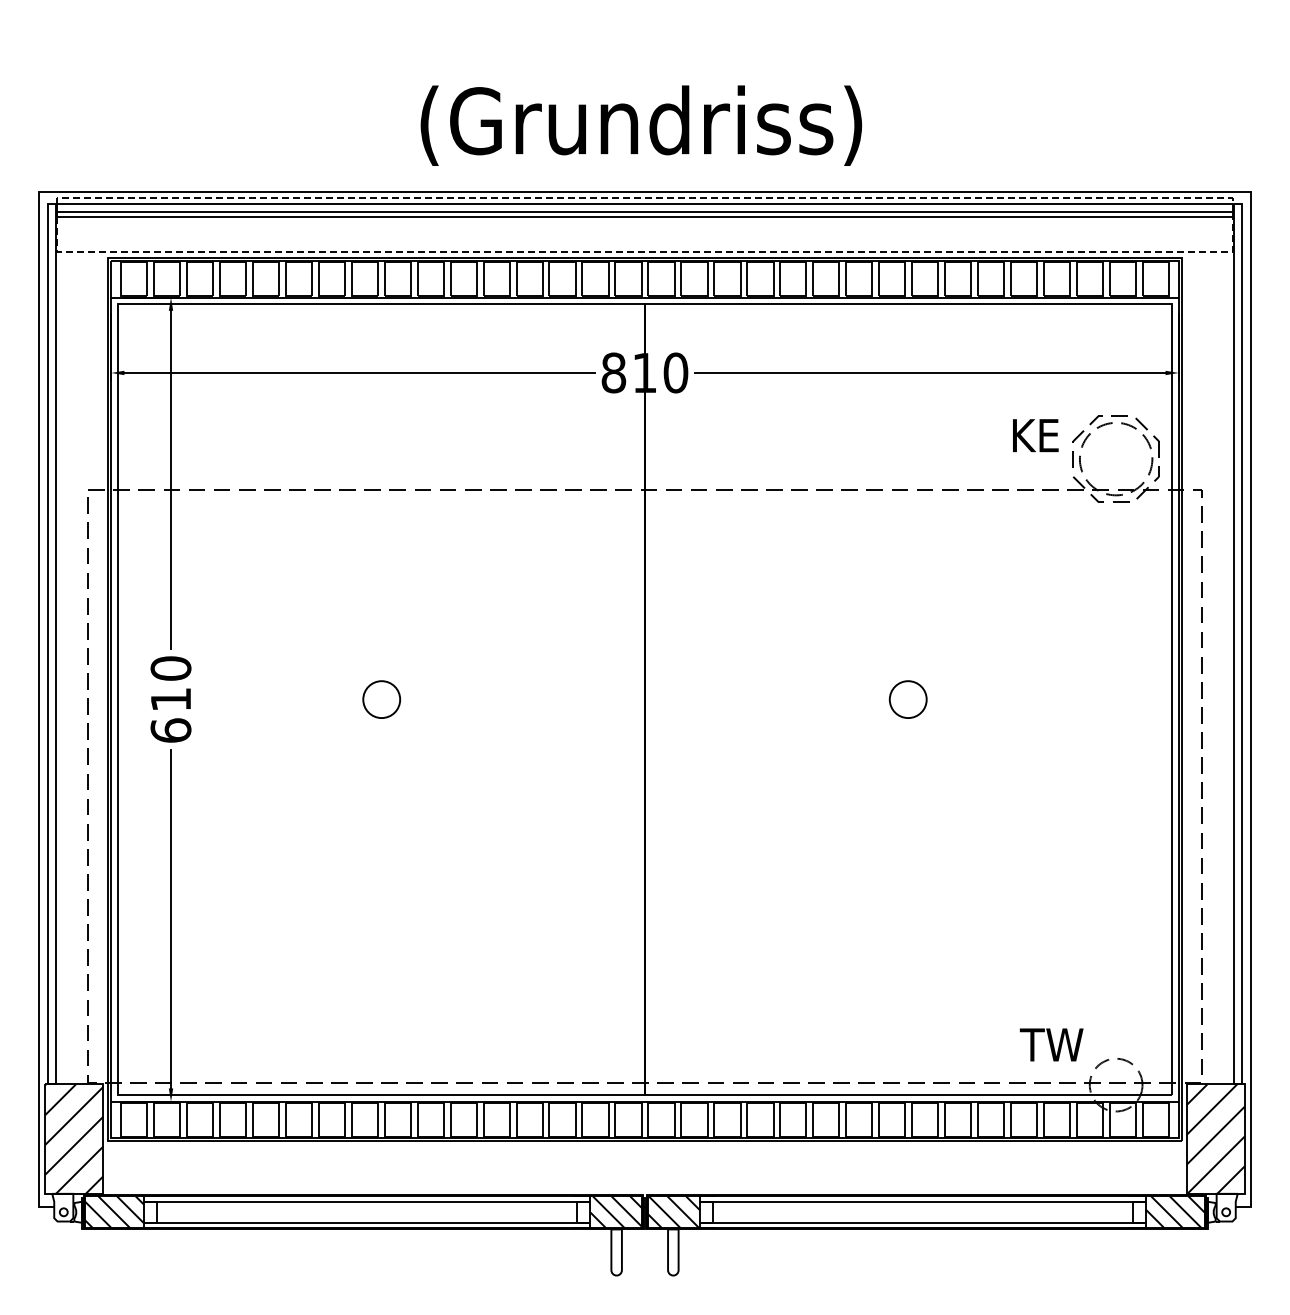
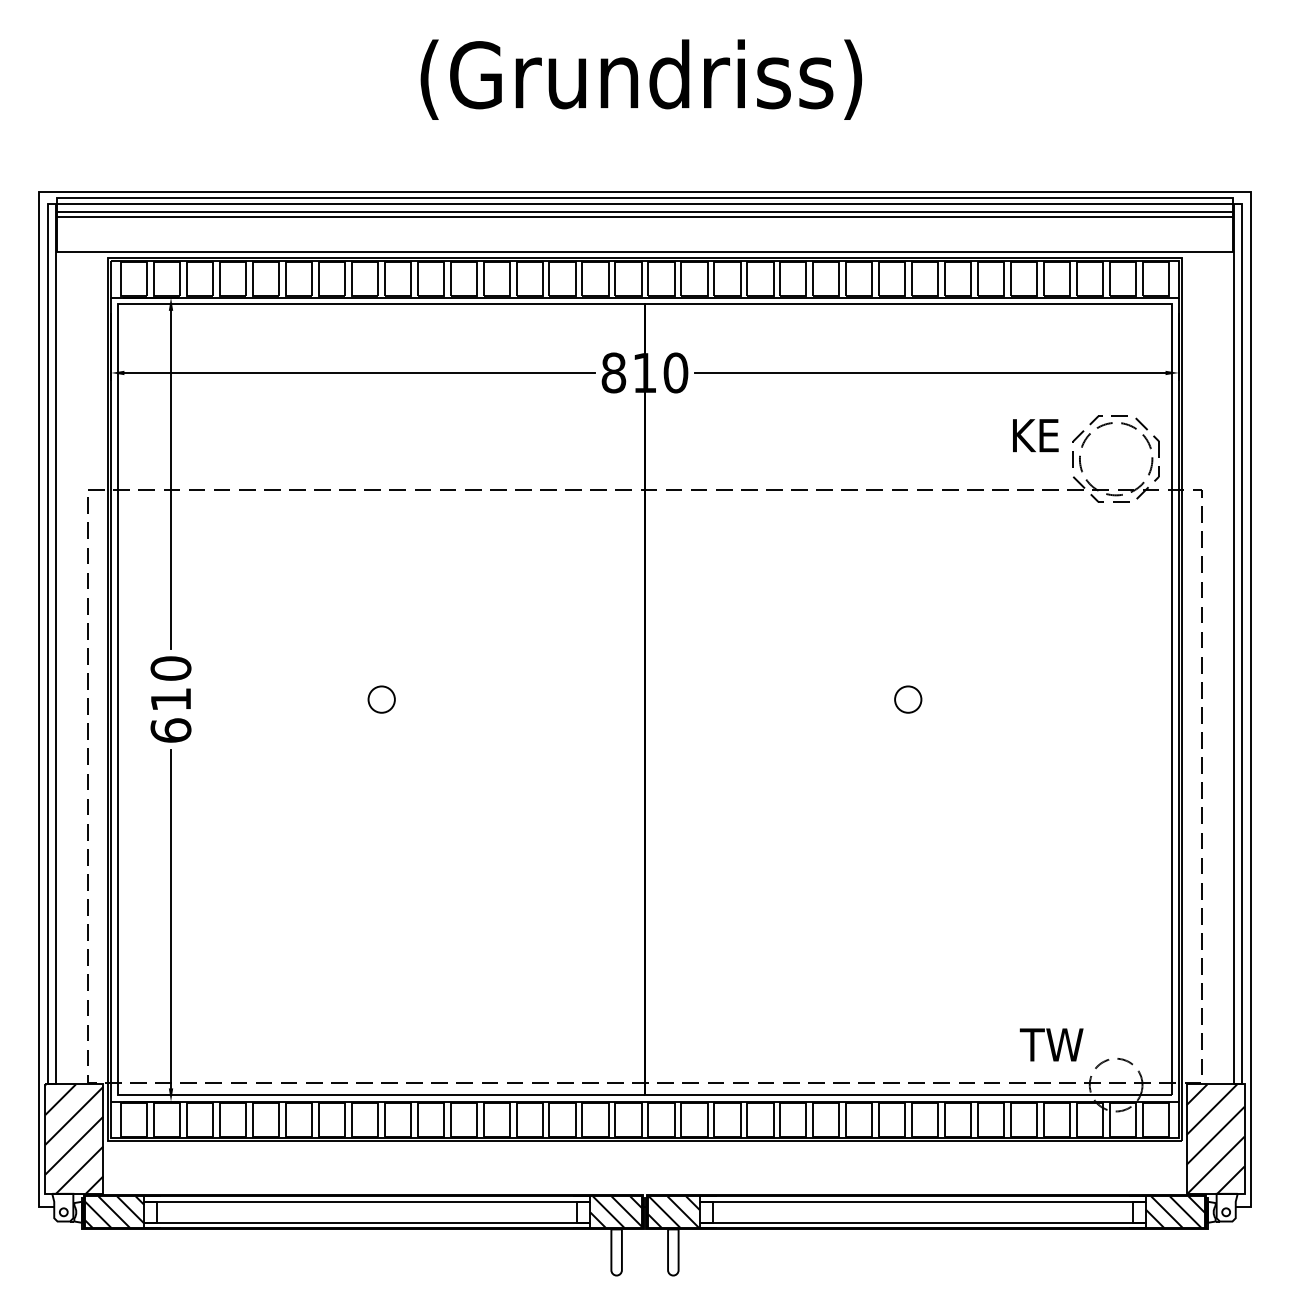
text position: (641, 125) -> (641, 79) (641, 79)
line: dashed -> solid (645, 198)
line: dashed -> solid (645, 252)
circle diameter: 37 px -> 26 px (381, 699)
circle diameter: 37 px -> 26 px (908, 699)
